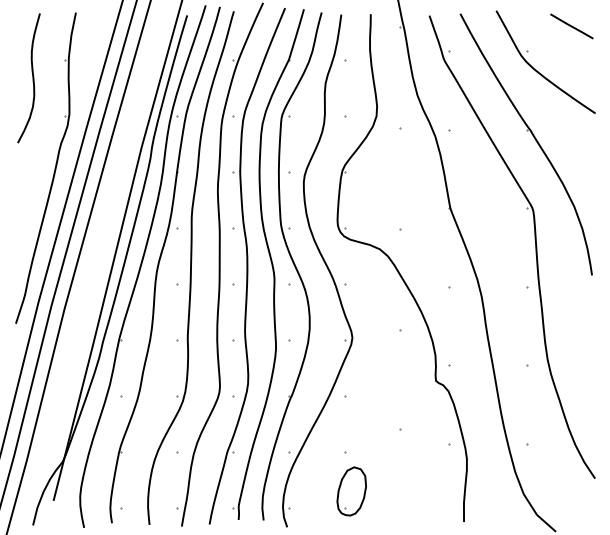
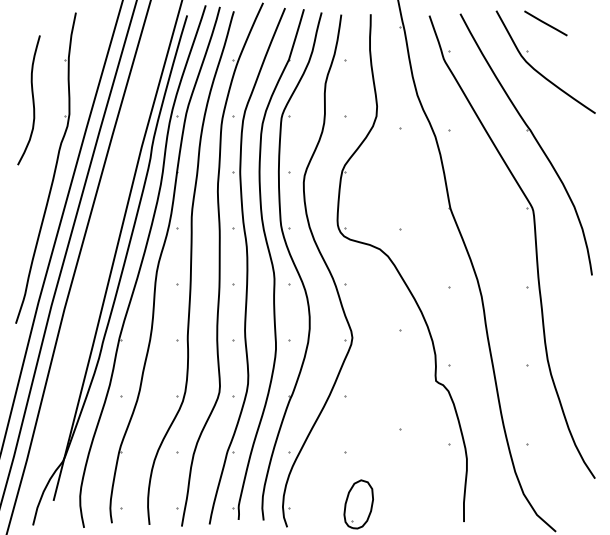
line position: (571, 26) -> (545, 23) (545, 23)
curve position: (32, 78) -> (32, 100) (32, 100)
part position: (351, 491) -> (358, 504) (358, 504)
